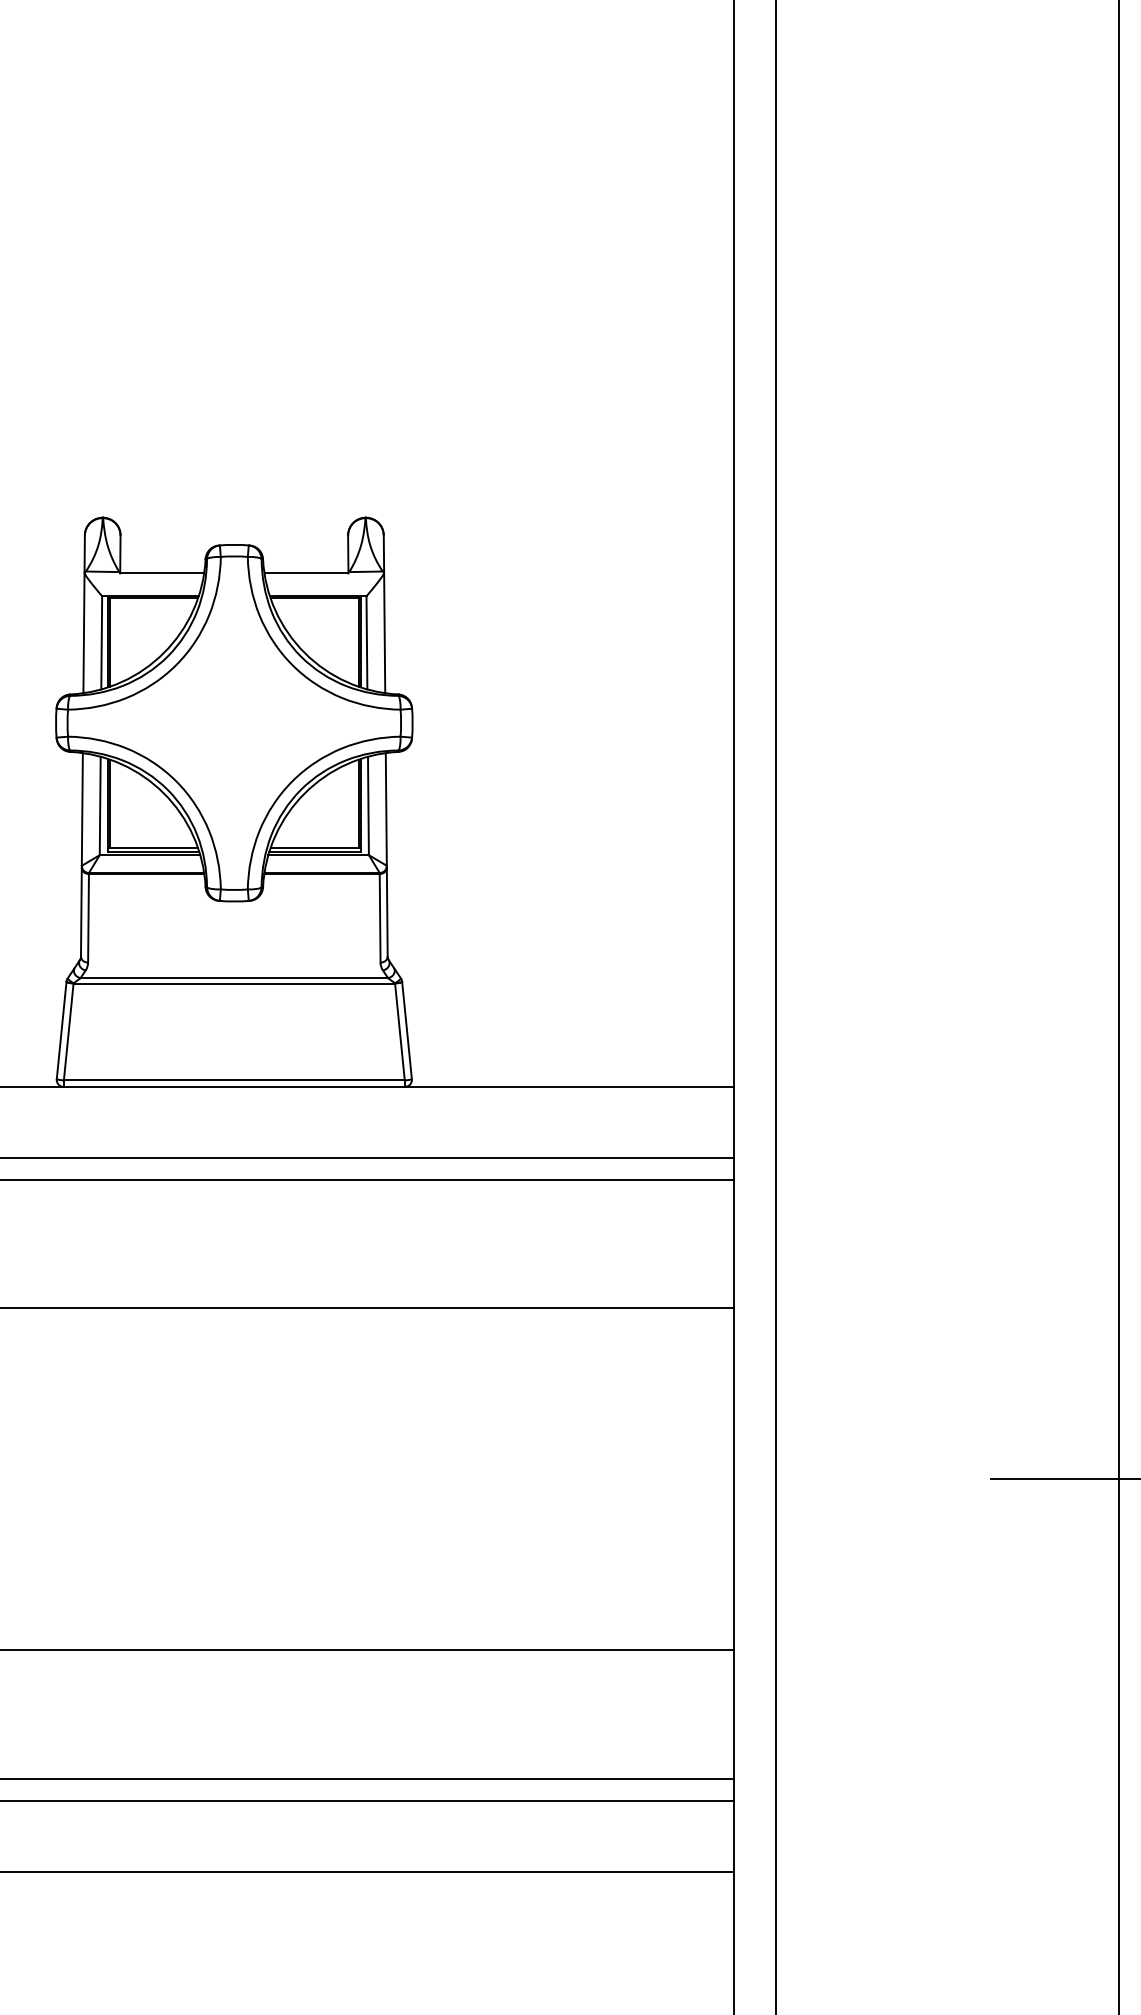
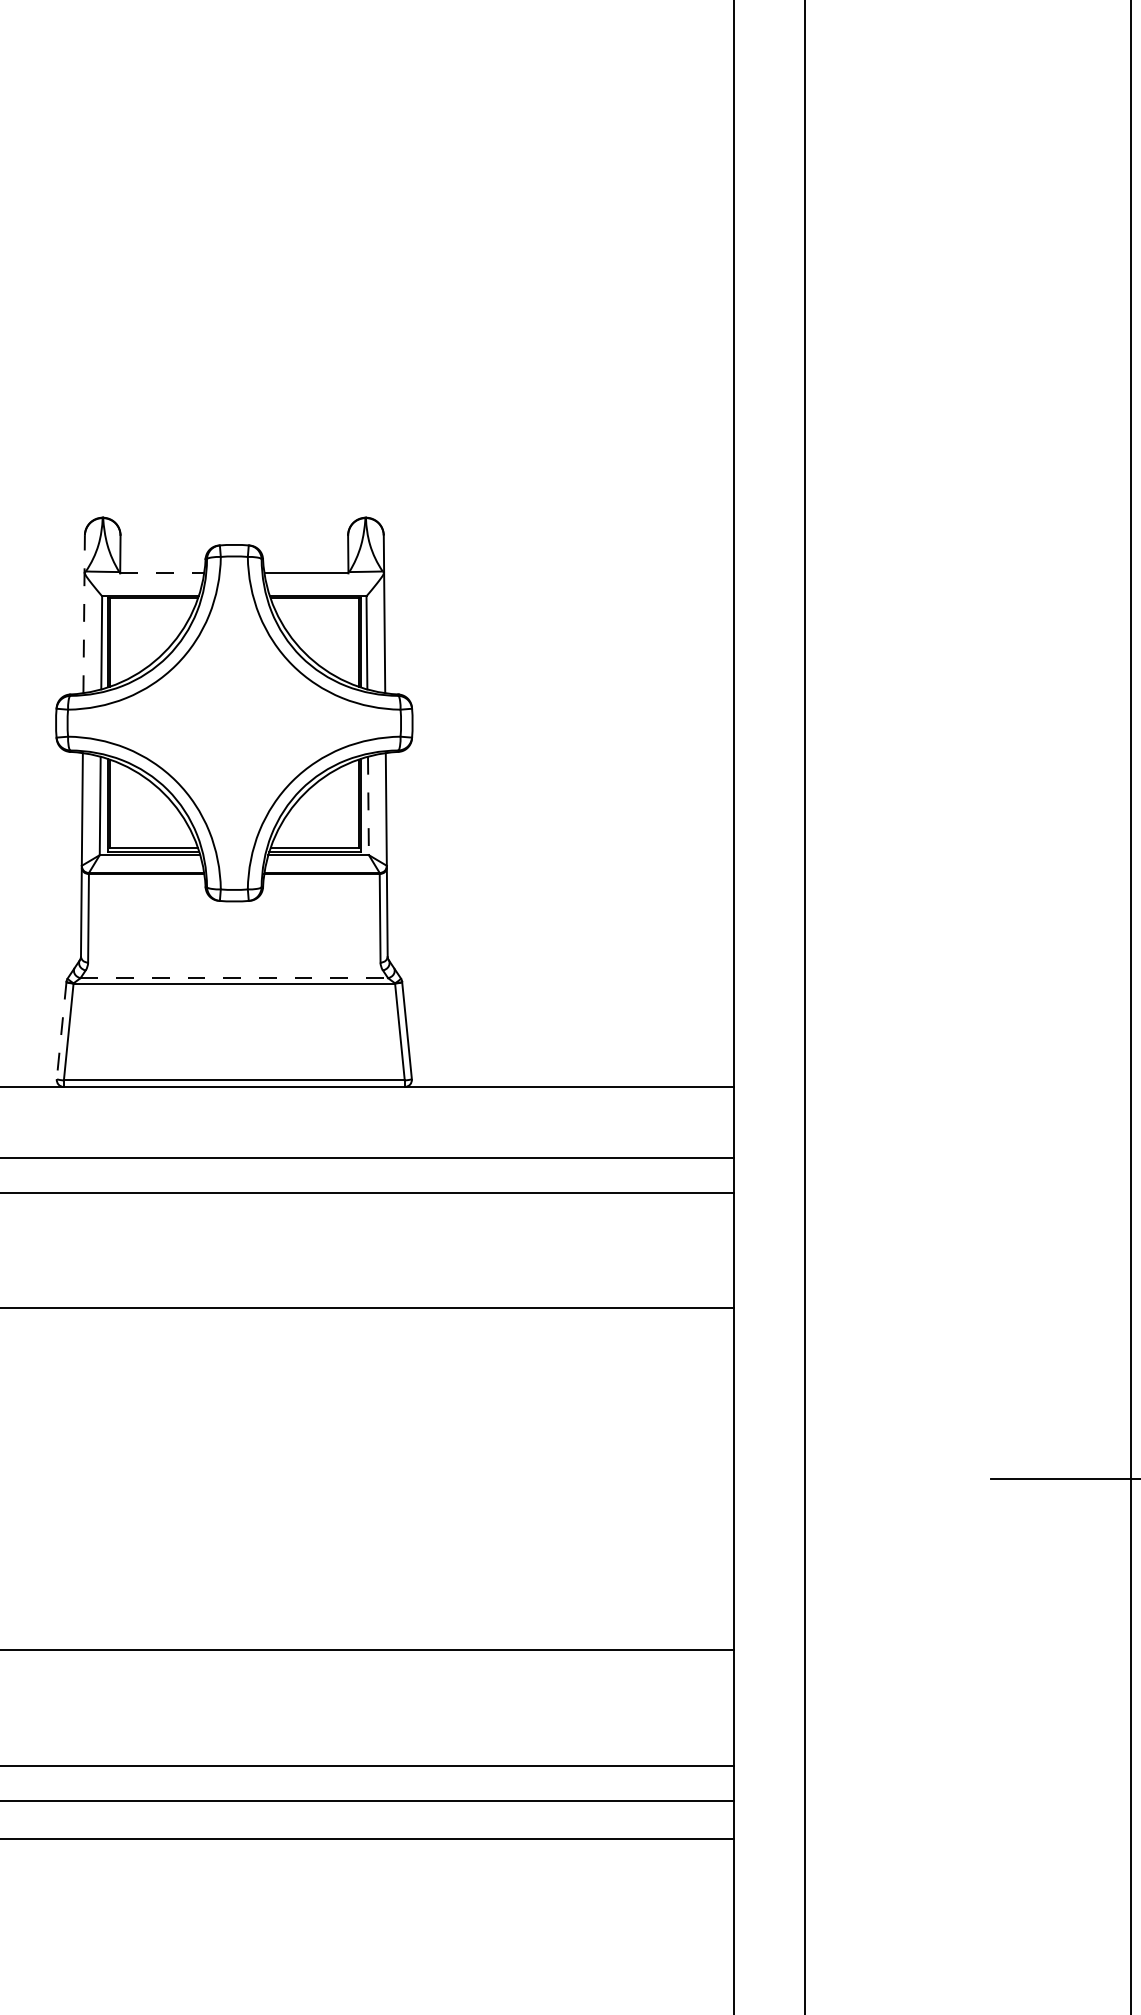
line: solid -> dashed (162, 573)
line: solid -> dashed (84, 614)
line: solid -> dashed (368, 806)
line: solid -> dashed (234, 978)
line position: (776, 1006) -> (805, 1006) (805, 1006)
line position: (1118, 1006) -> (1130, 1006) (1130, 1006)
line: solid -> dashed (61, 1030)
line position: (367, 1179) -> (367, 1192) (367, 1192)
line position: (367, 1778) -> (367, 1765) (367, 1765)
line position: (367, 1871) -> (367, 1838) (367, 1838)
